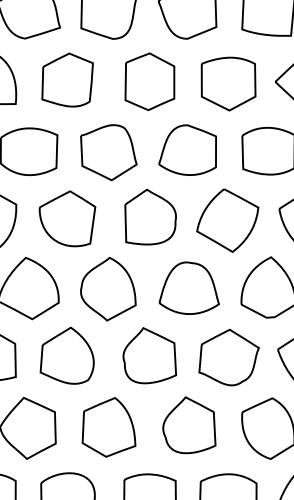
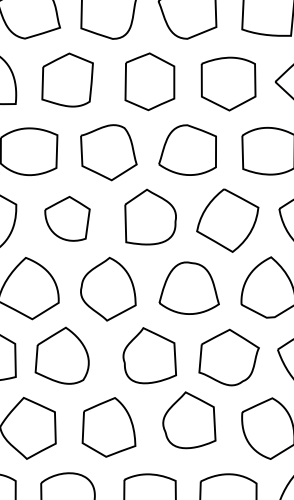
part size: 59x58 px -> 47x46 px (67, 218)
part position: (66, 355) -> (61, 355) (61, 355)
part position: (189, 425) -> (189, 420) (189, 420)
